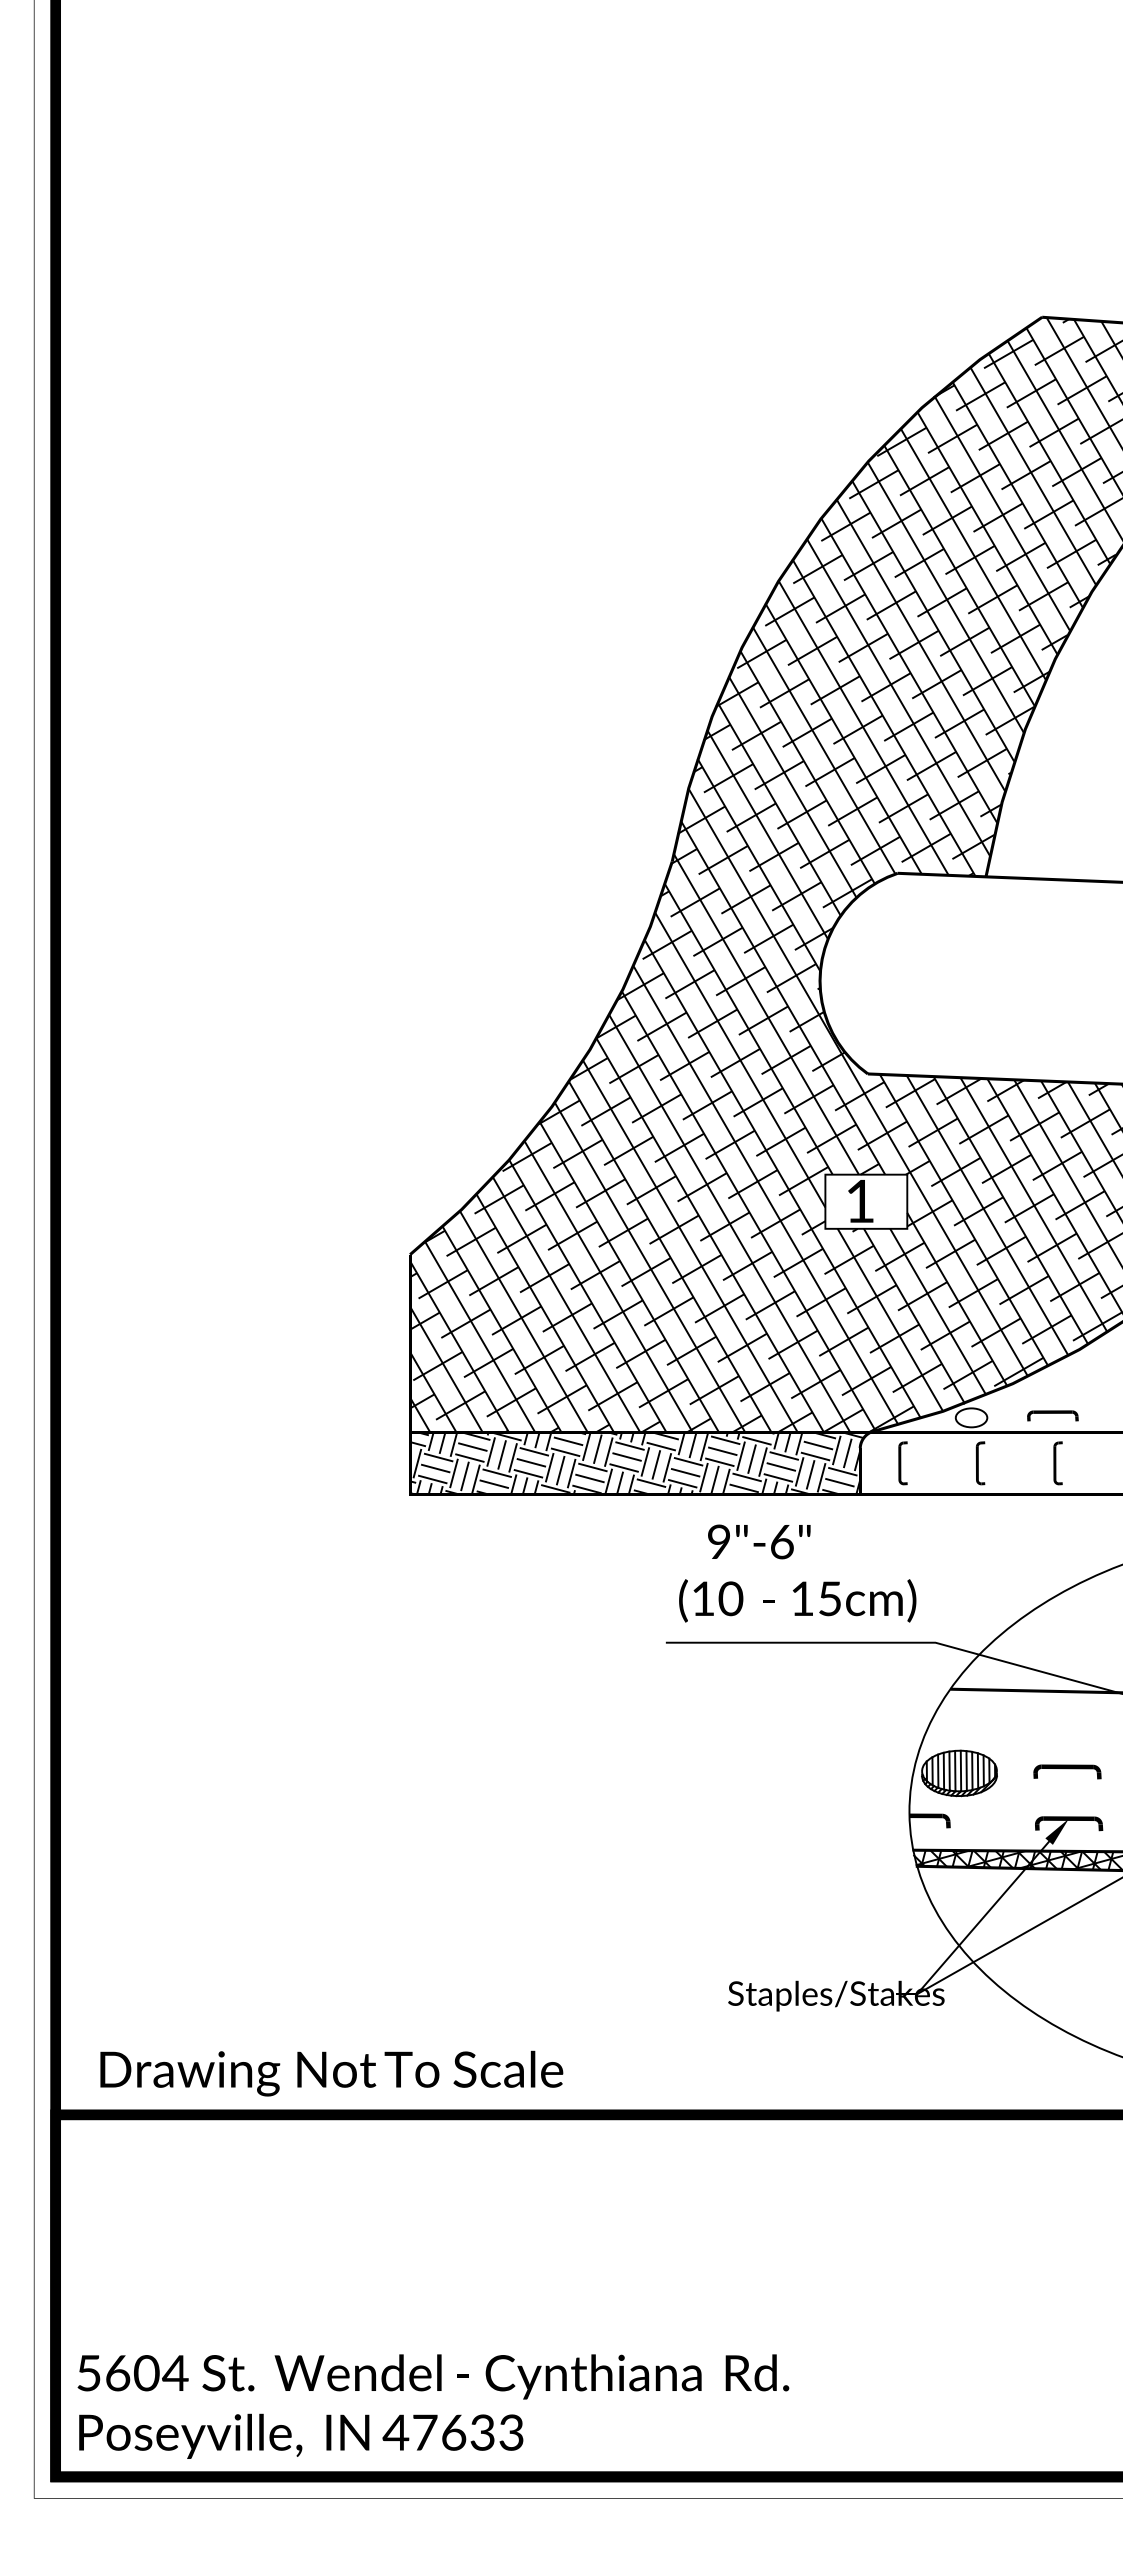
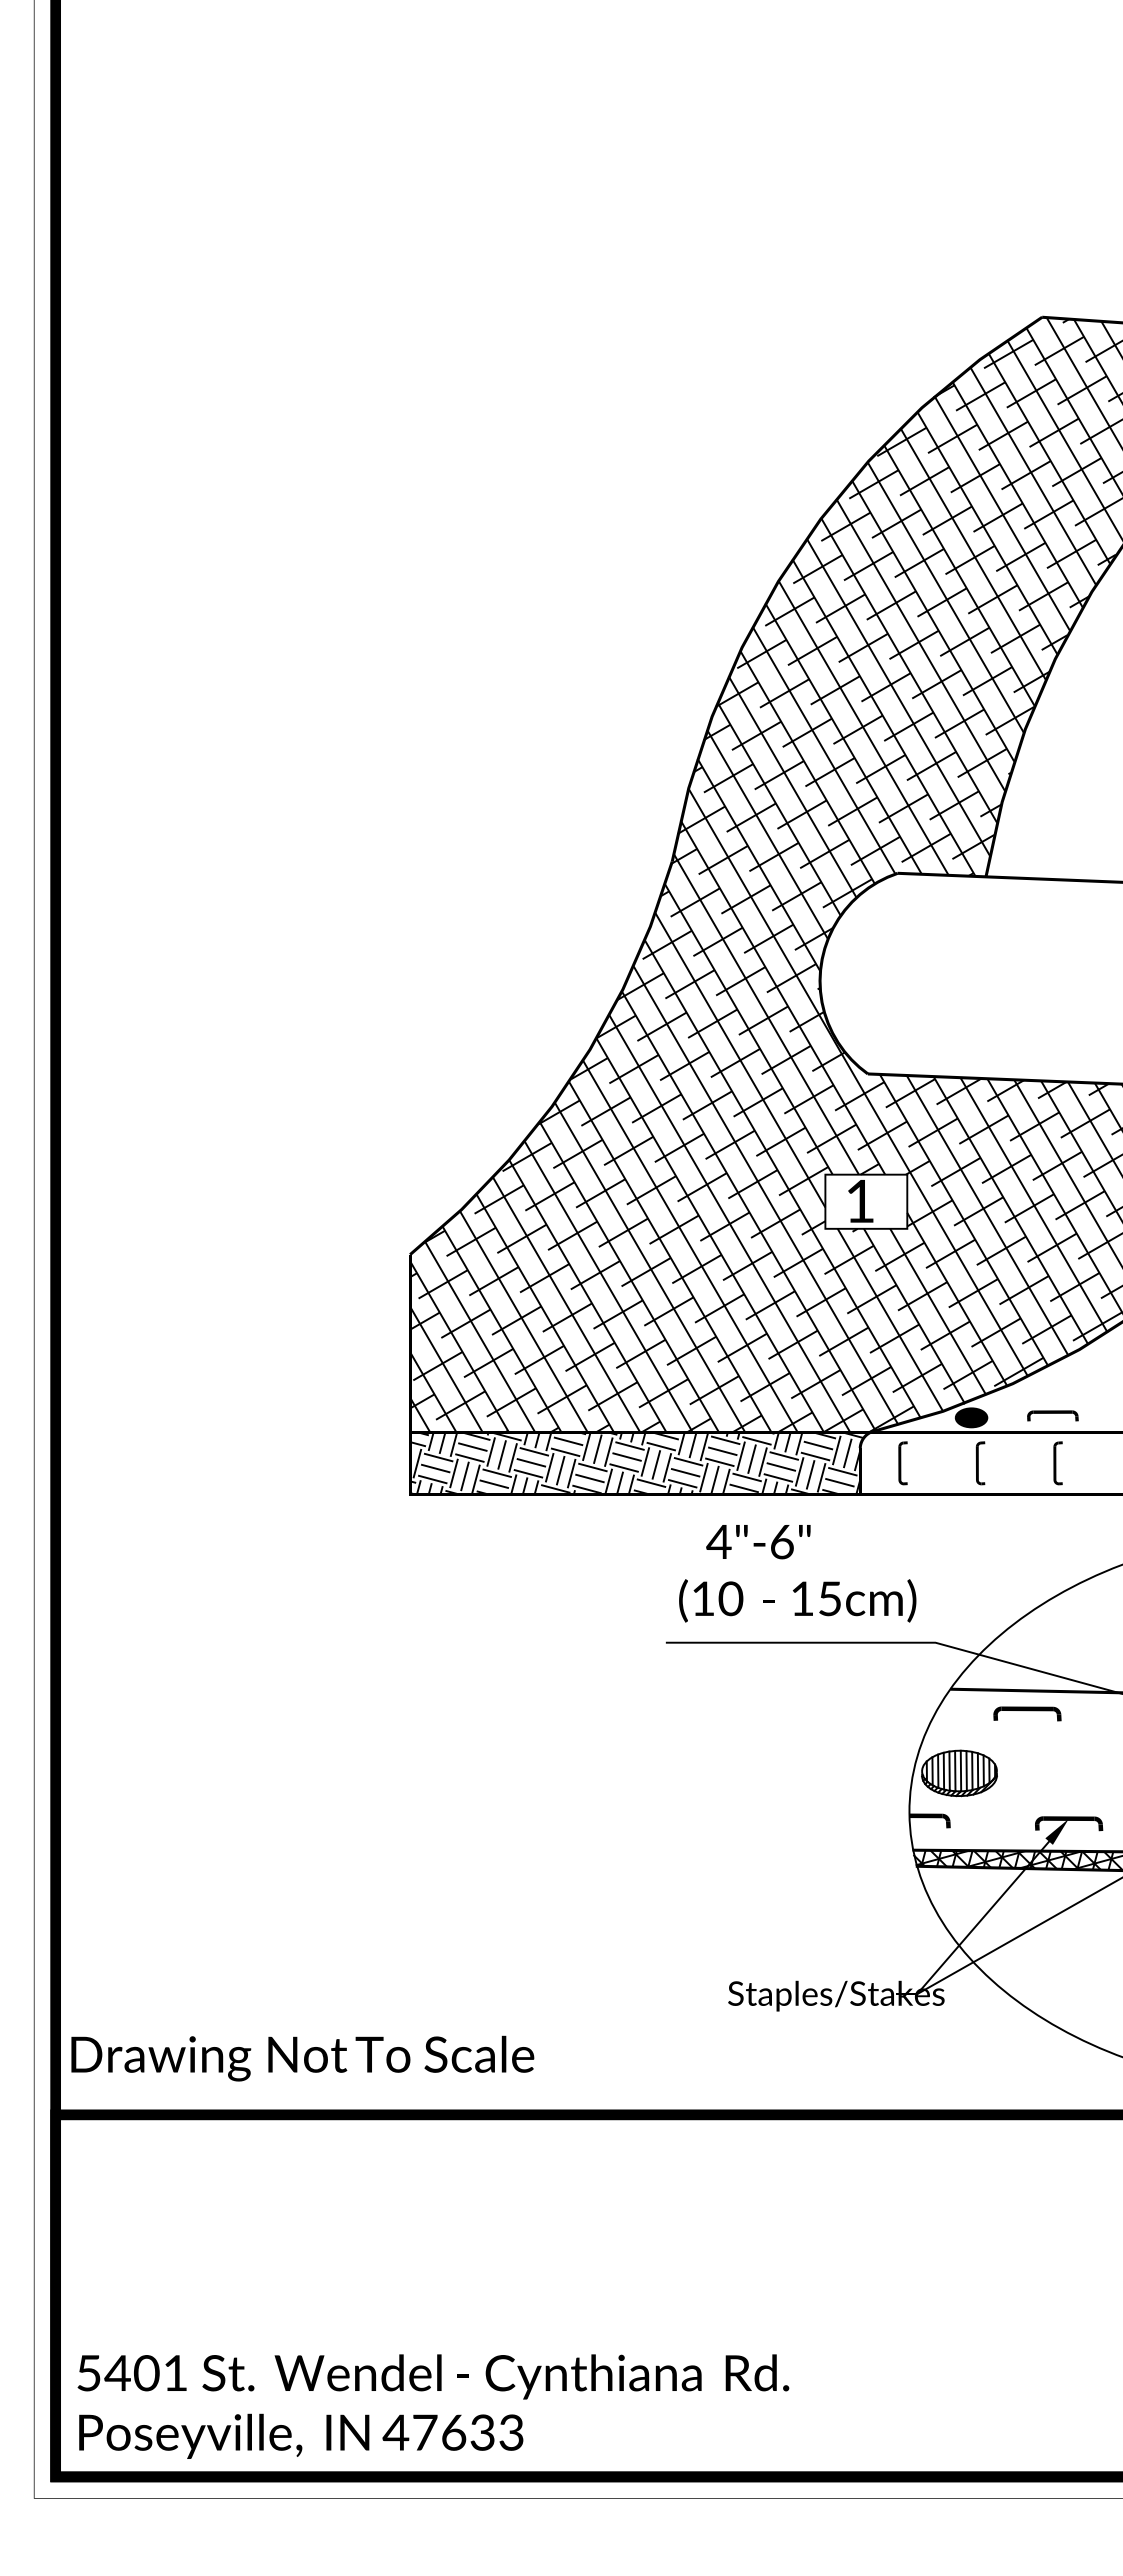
fill: none -> present (971, 1417)
text: 9"-6" -> 4"-6" (718, 1541)
curve position: (1067, 1769) -> (1027, 1711) (1027, 1711)
text position: (331, 2073) -> (302, 2058) (302, 2058)
text: 5604 -> 5401 (146, 2373)
